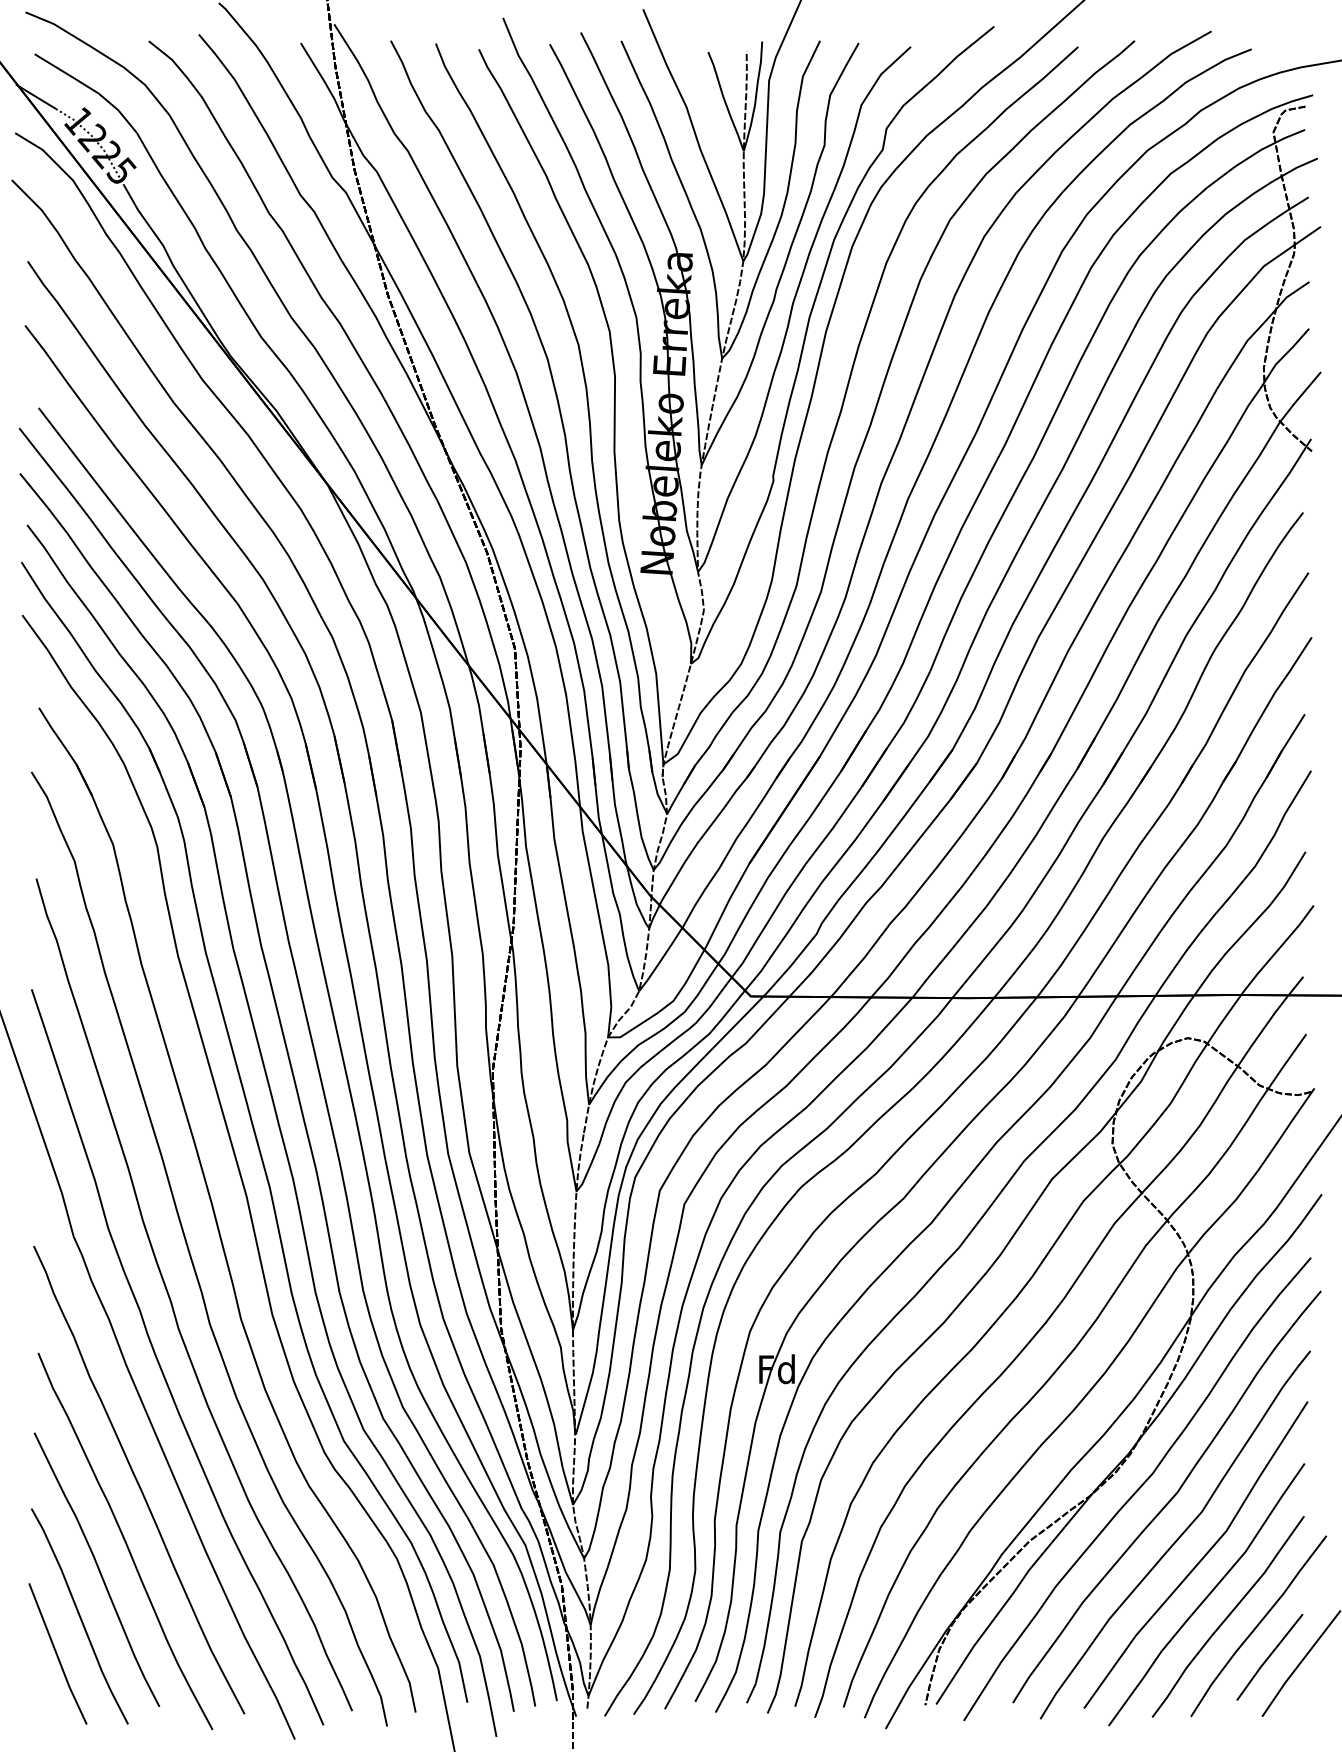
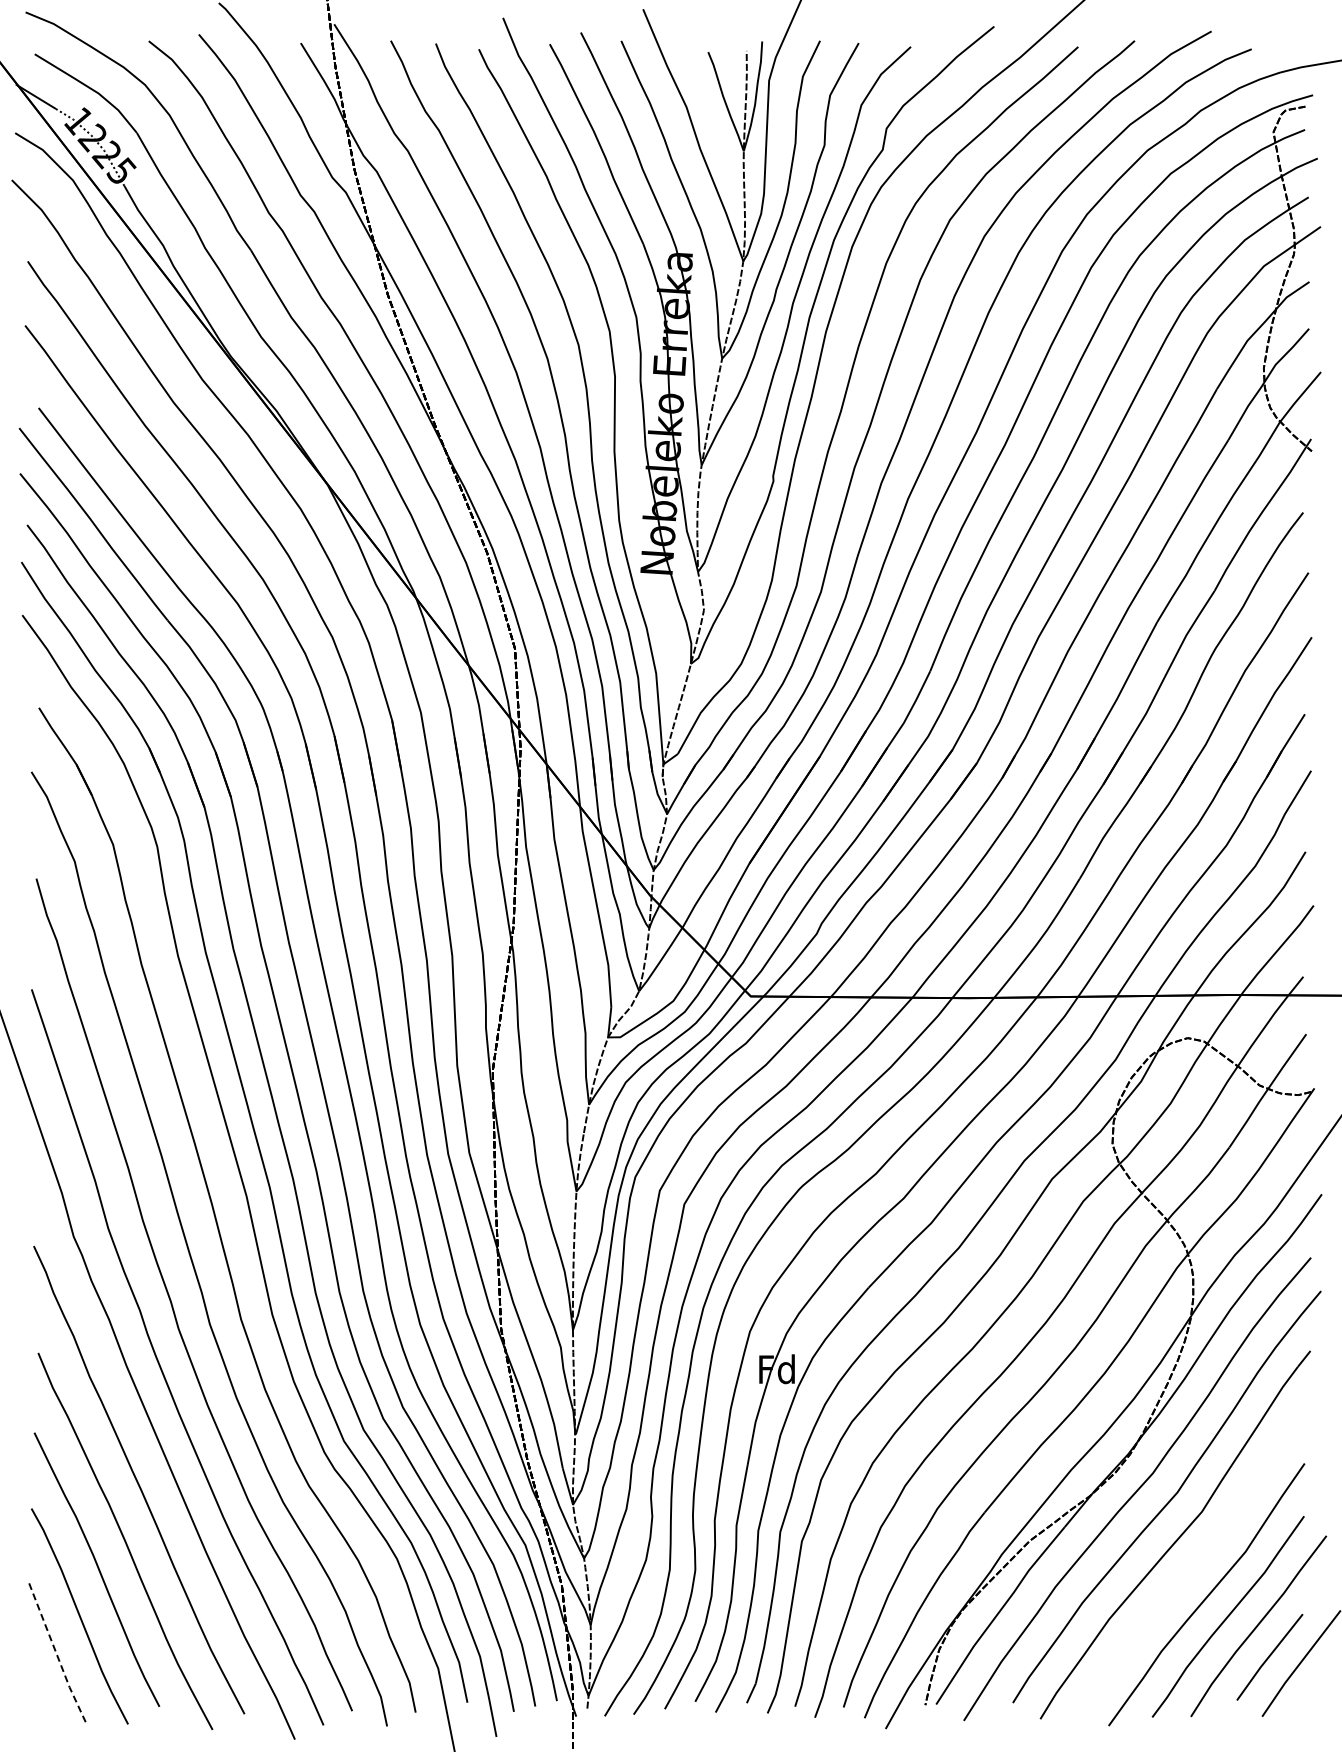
line: present -> none (1200, 1559)
line: solid -> dashed (57, 1654)
